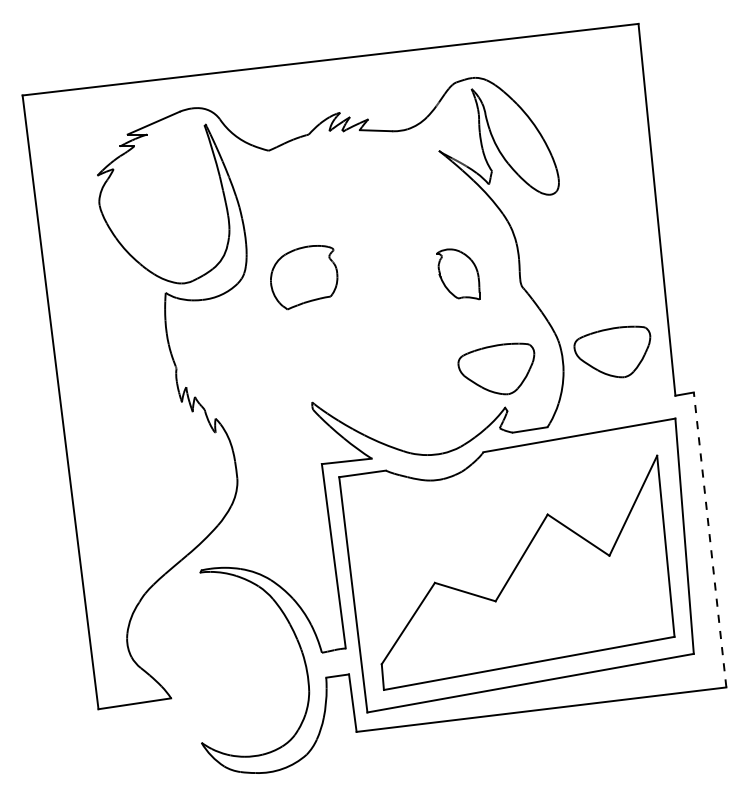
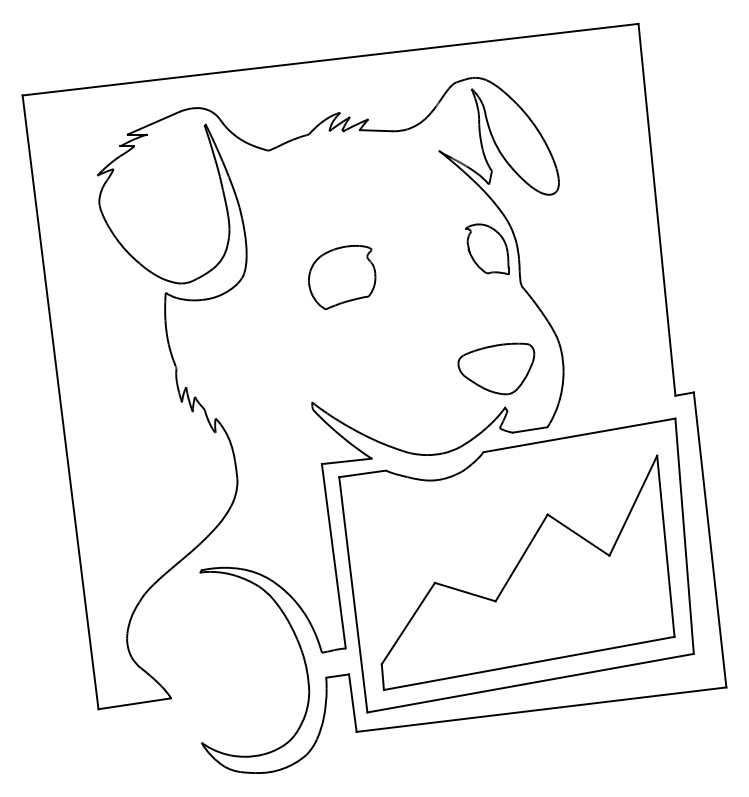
part position: (458, 274) -> (487, 249) (487, 249)
part position: (304, 277) -> (342, 277) (342, 277)
part: present -> none (612, 351)
line: dashed -> solid (710, 539)
